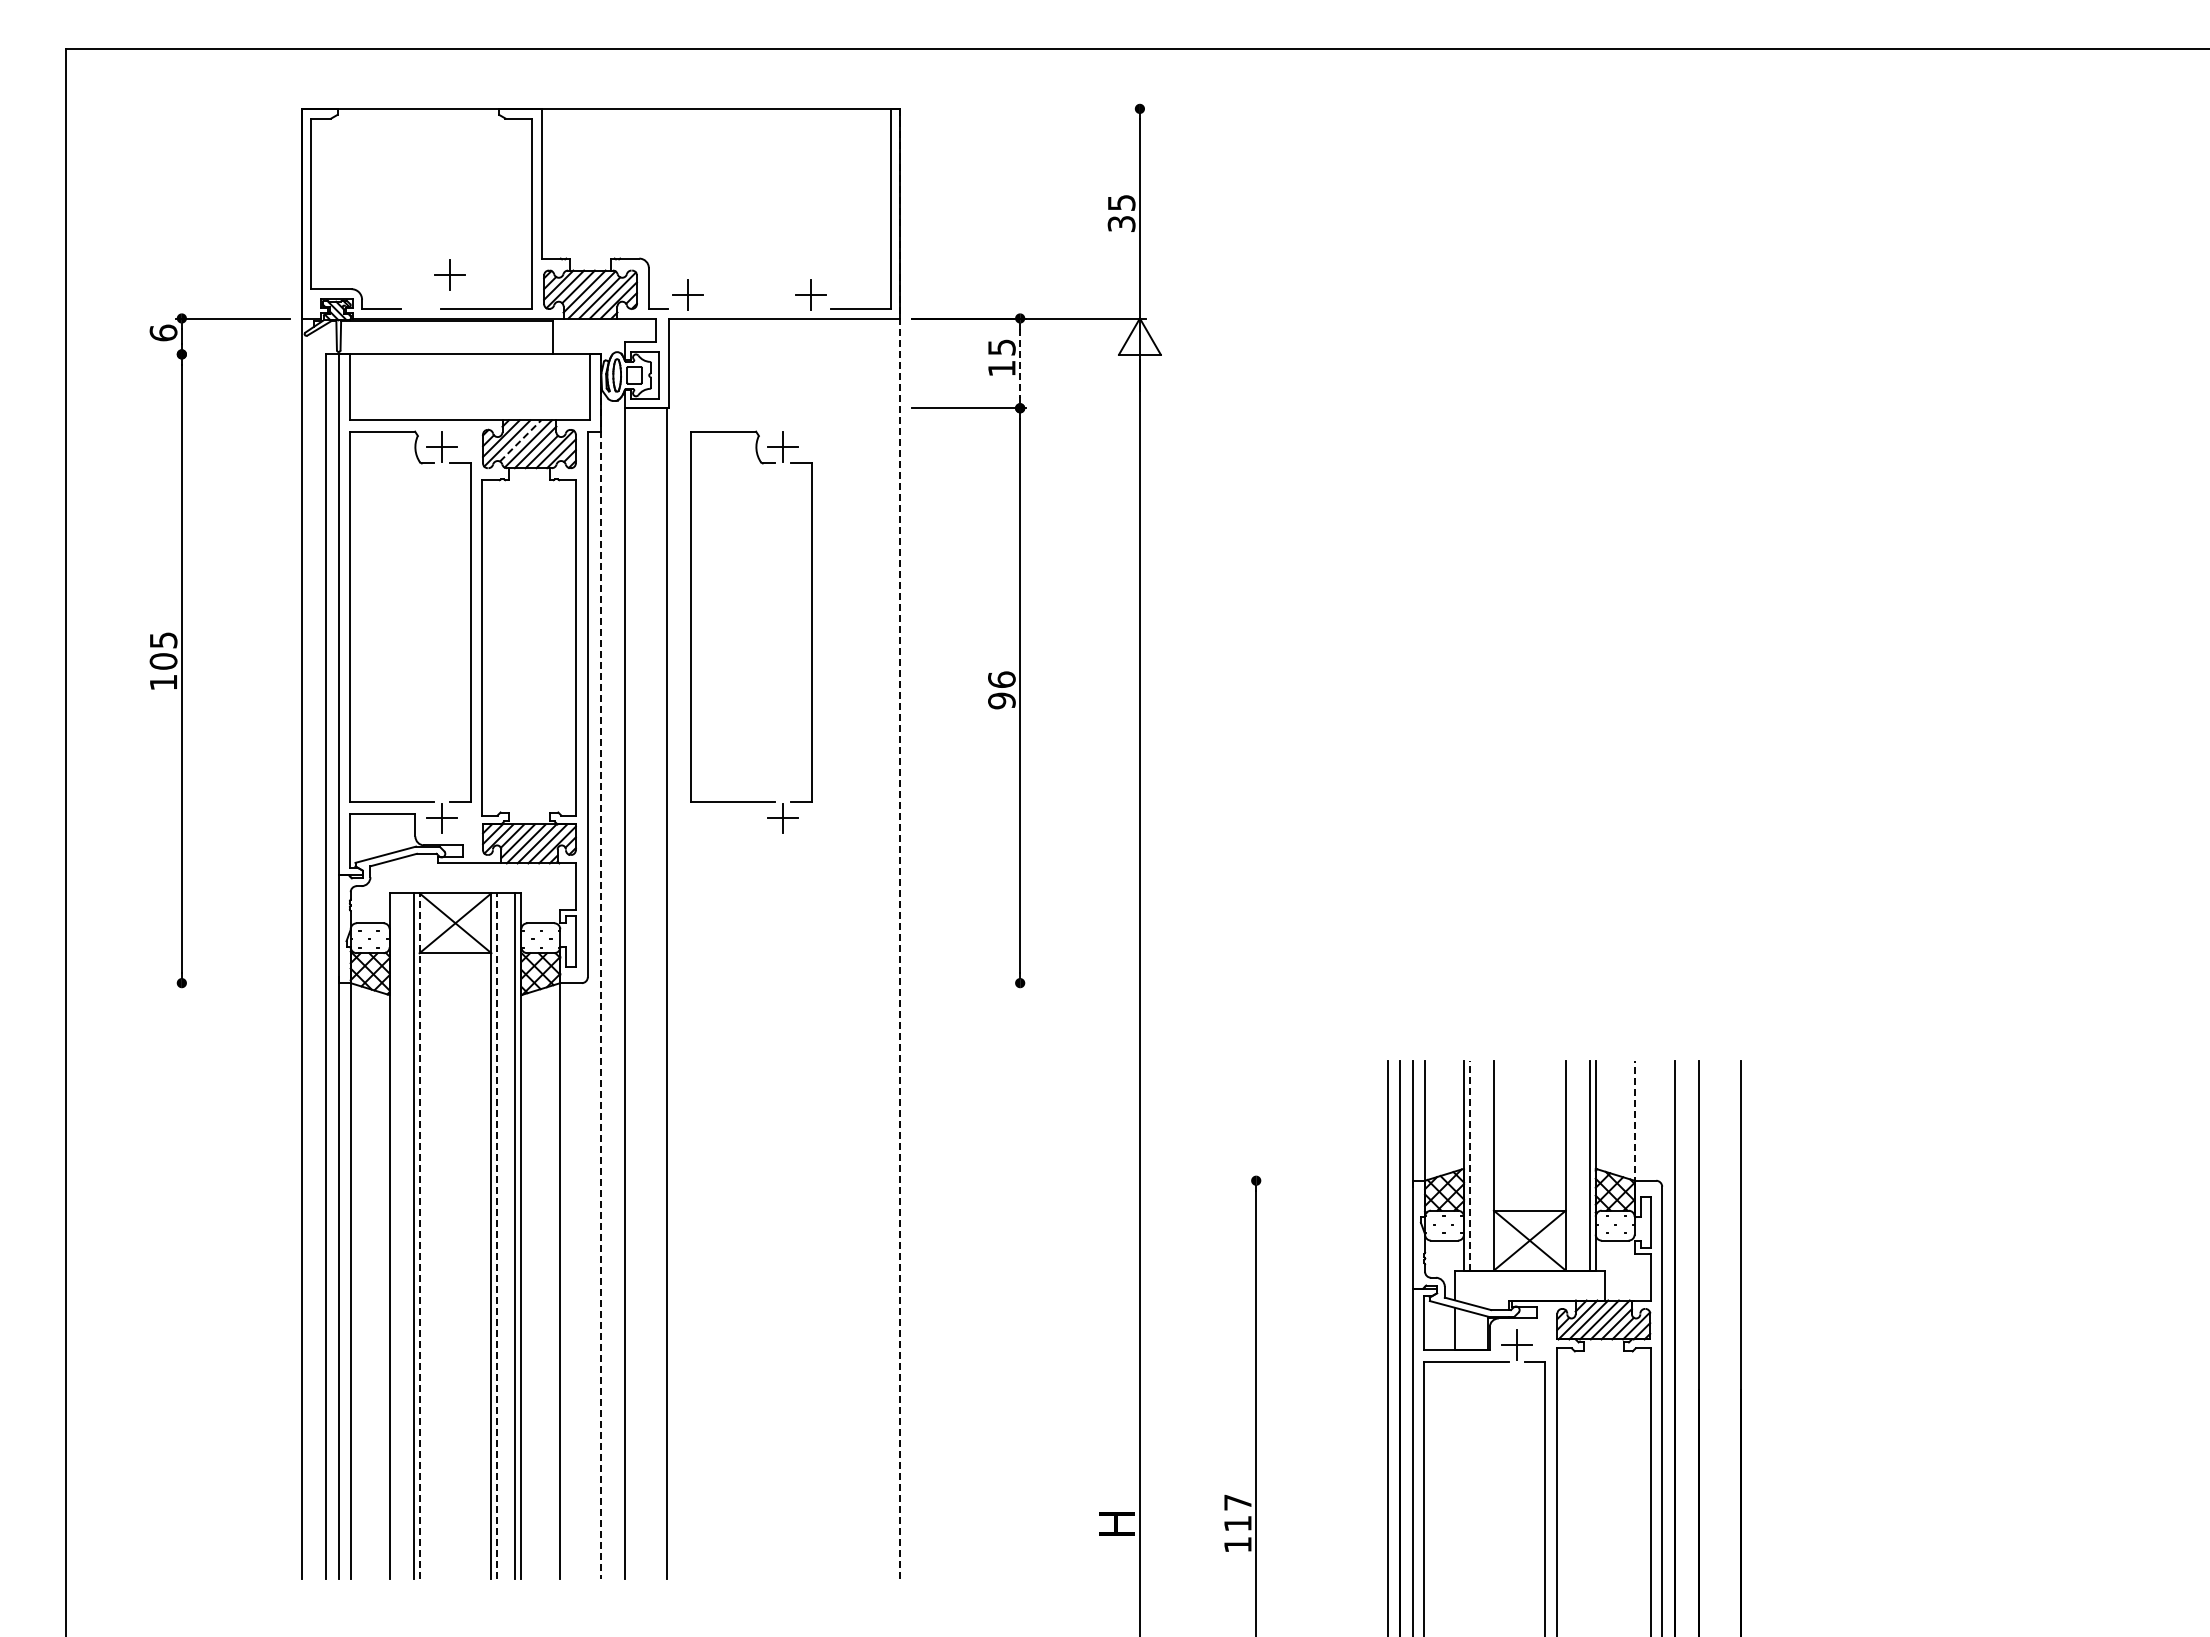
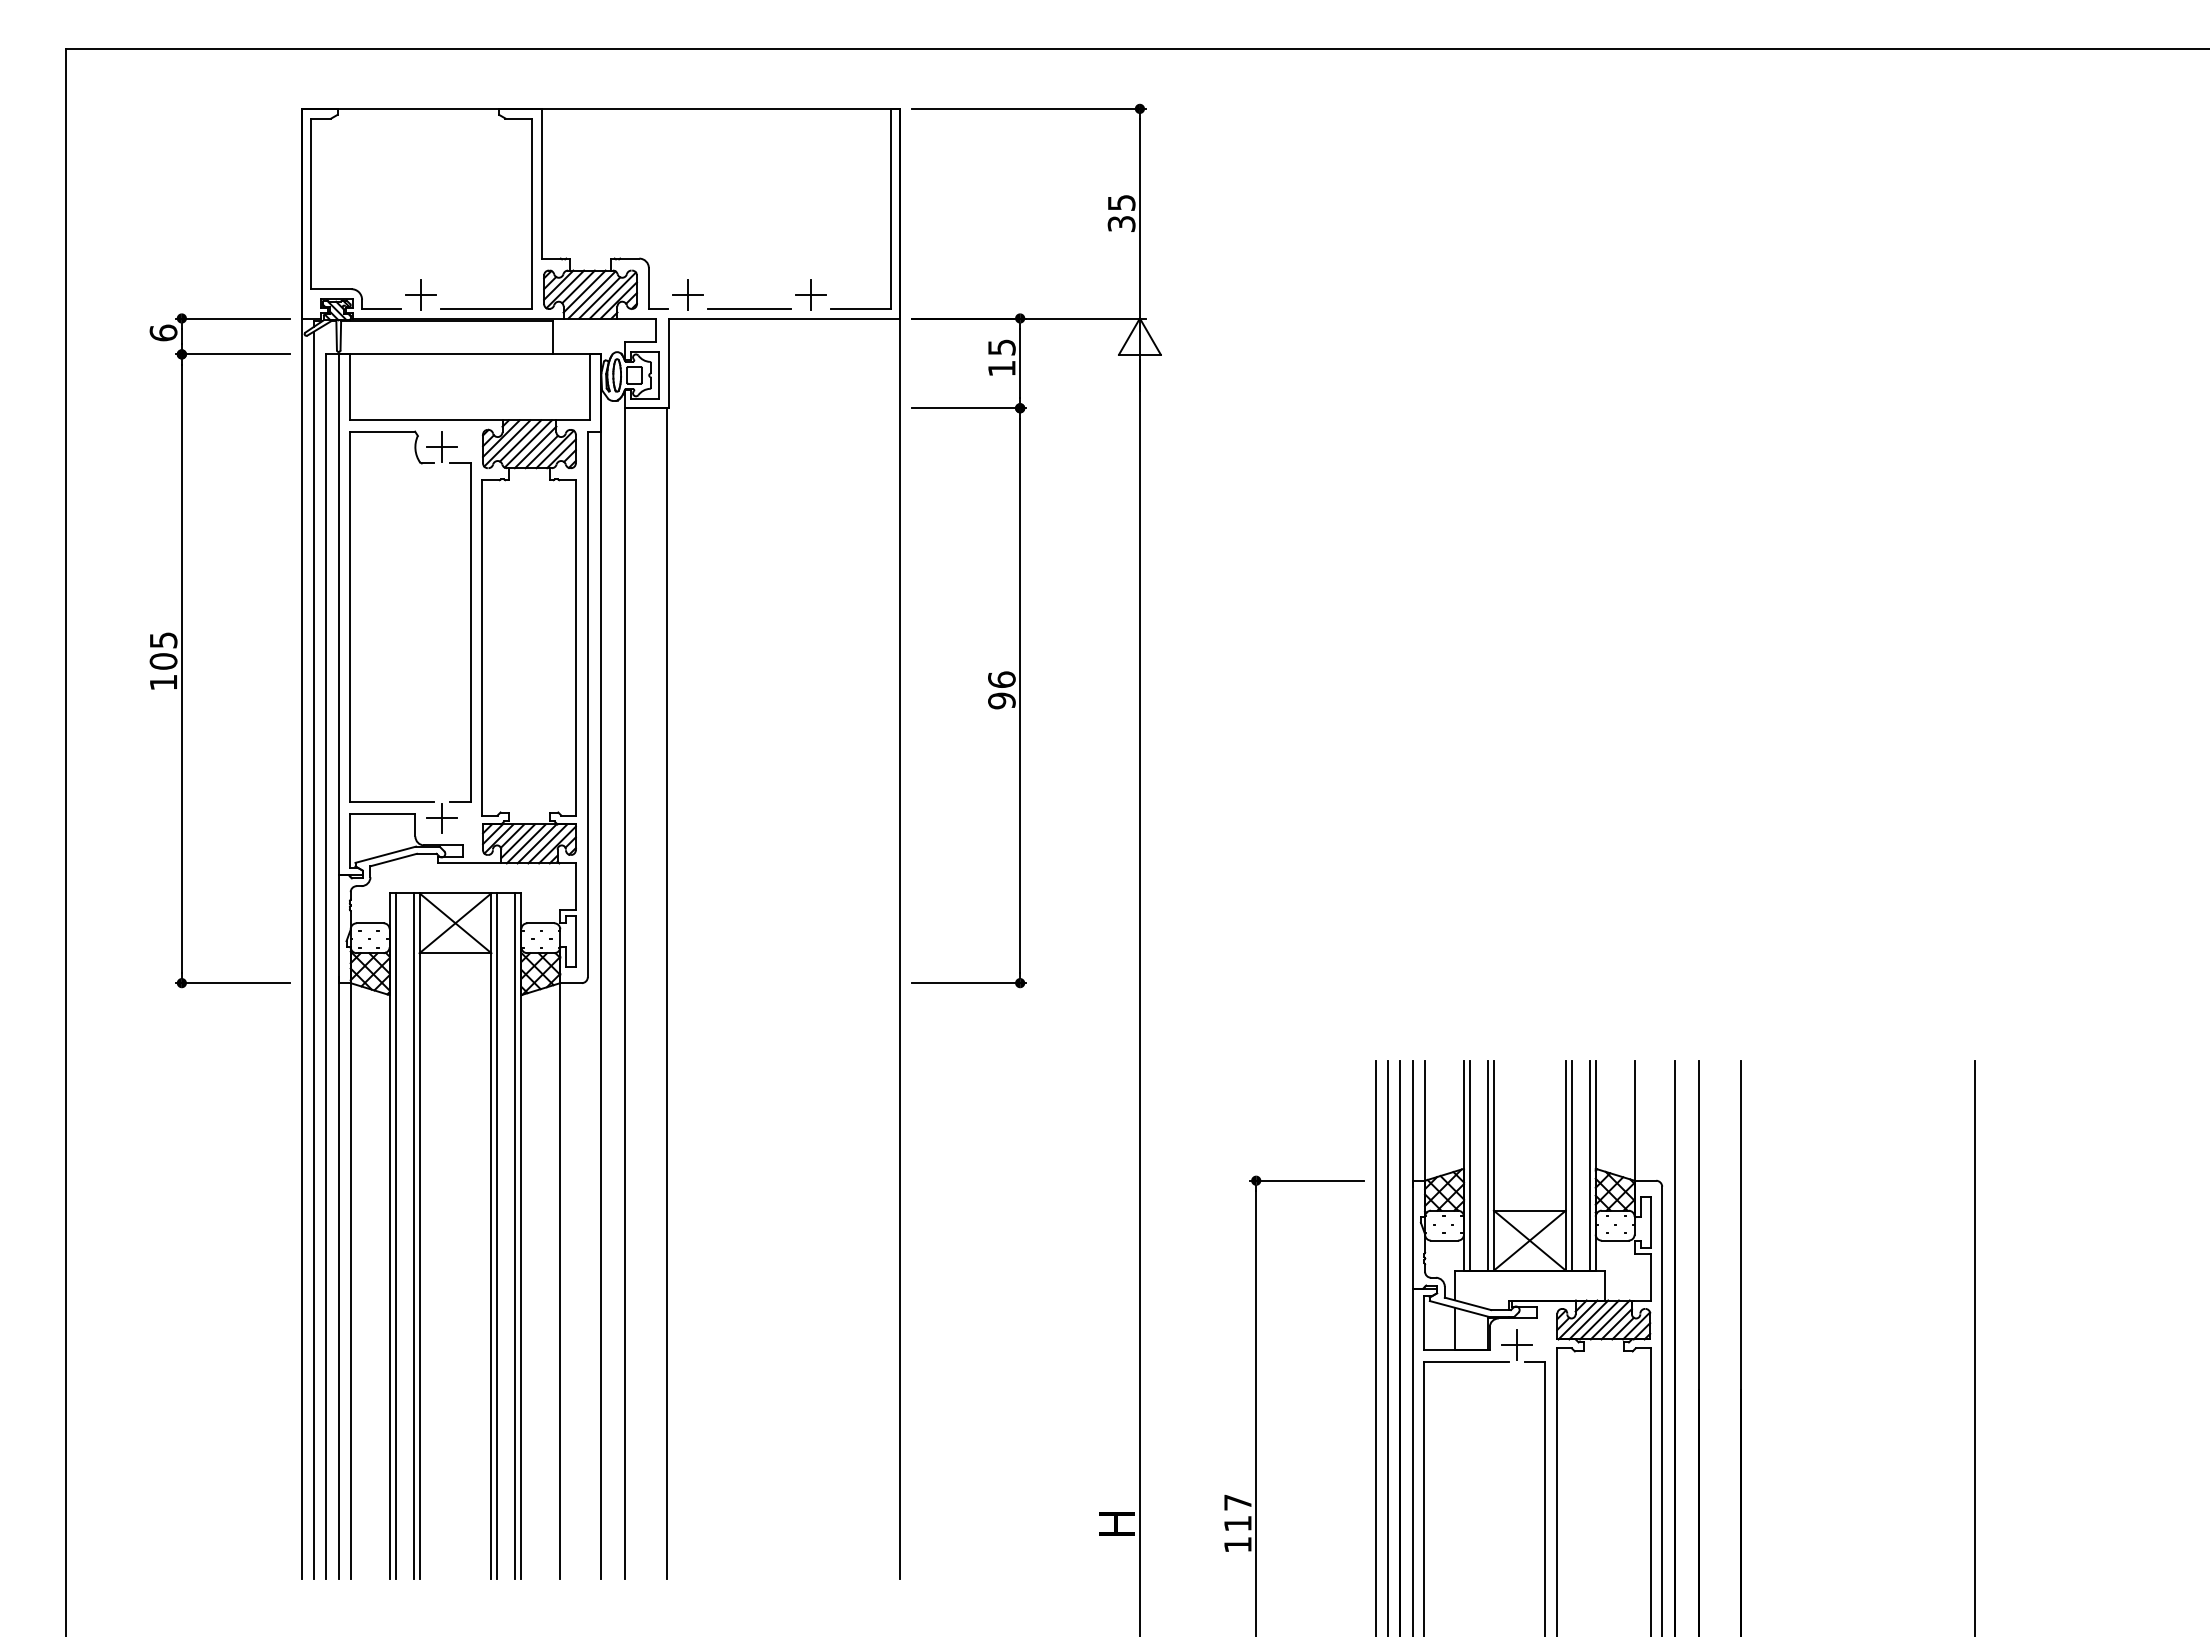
line: none -> present (1028, 108)
part position: (449, 274) -> (420, 294) (420, 294)
line: none -> present (748, 308)
line: none -> present (232, 354)
line: dashed -> solid (1020, 363)
line: dashed -> solid (520, 440)
part: present -> none (691, 631)
line: dashed -> solid (900, 844)
line: none -> present (313, 954)
line: dashed -> solid (601, 967)
line: none -> present (232, 983)
line: none -> present (969, 983)
line: dashed -> solid (1634, 1121)
line: dashed -> solid (1469, 1165)
line: none -> present (1487, 1165)
line: none -> present (1571, 1165)
line: none -> present (1306, 1180)
line: none -> present (395, 1235)
line: dashed -> solid (419, 1236)
line: dashed -> solid (497, 1236)
line: none -> present (1375, 1347)
line: none -> present (1974, 1347)
